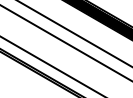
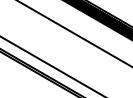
line: present -> none (65, 42)
